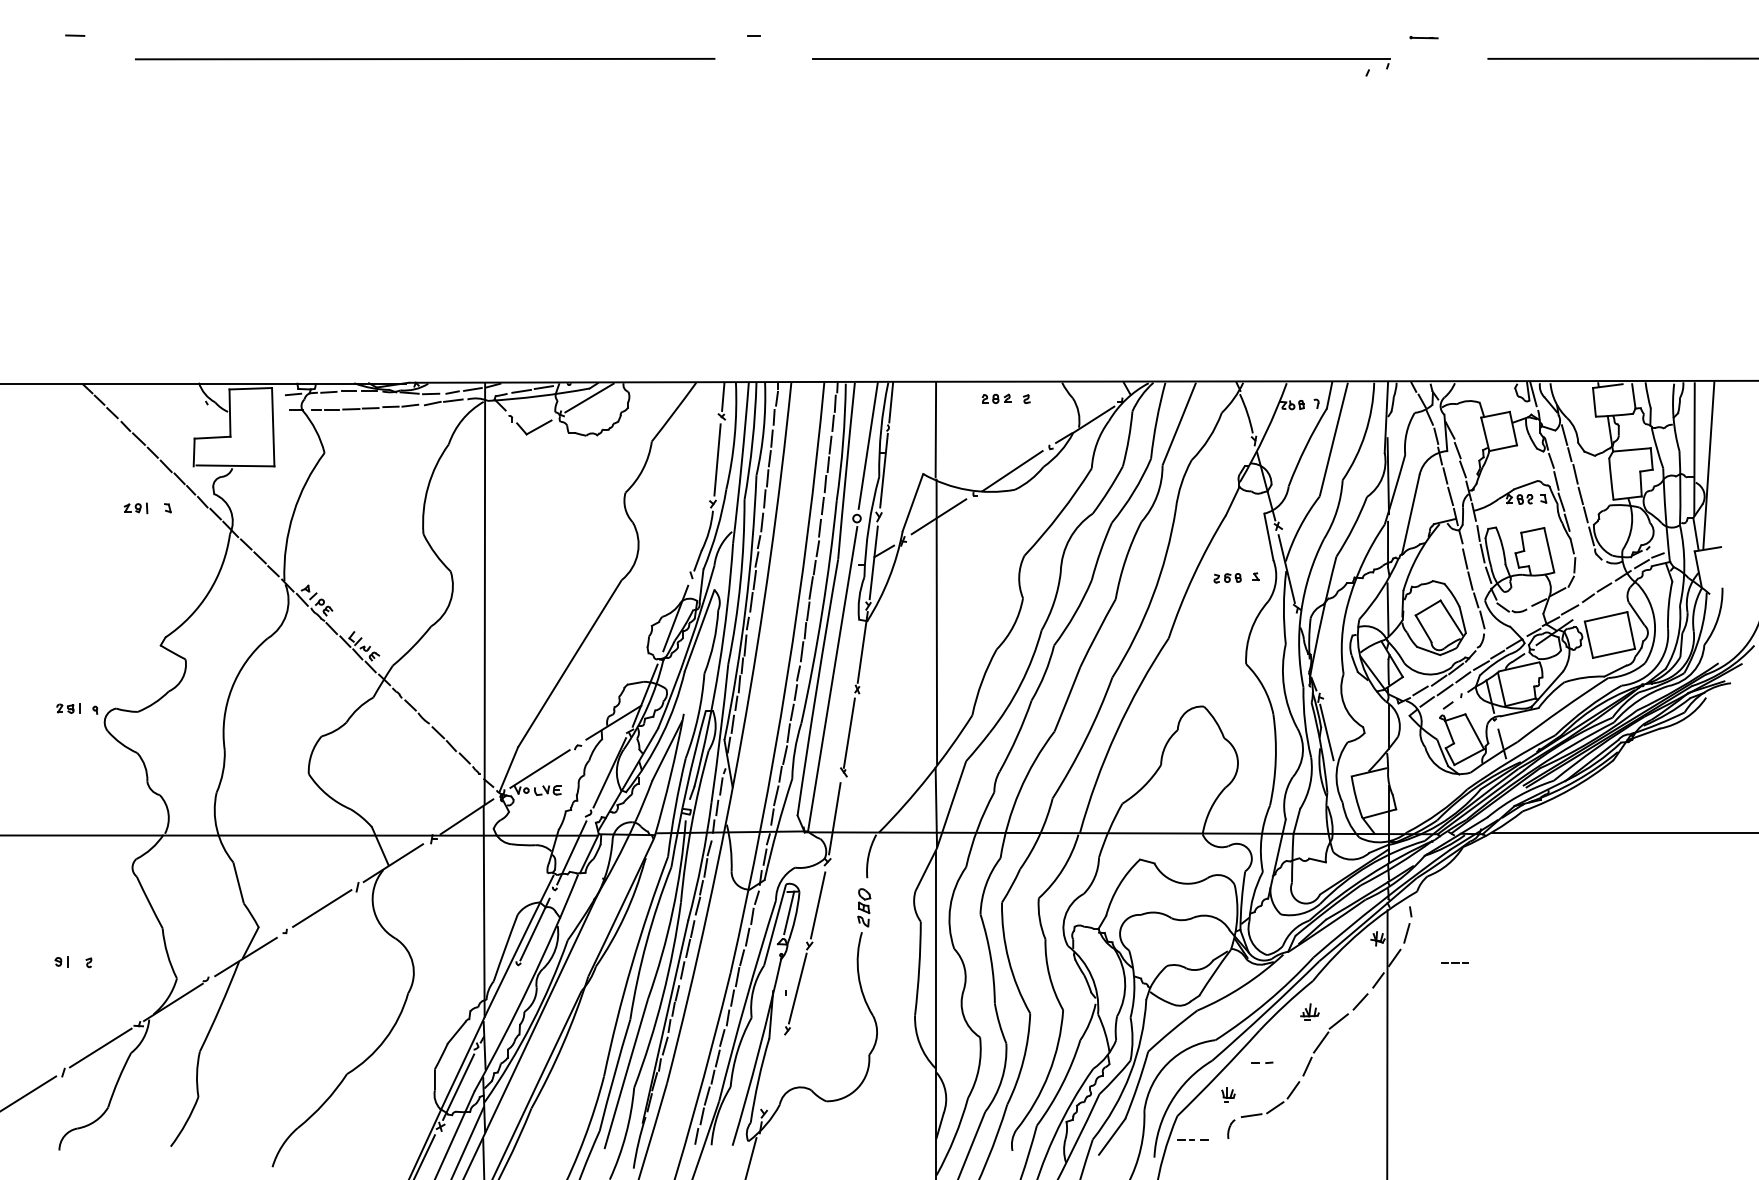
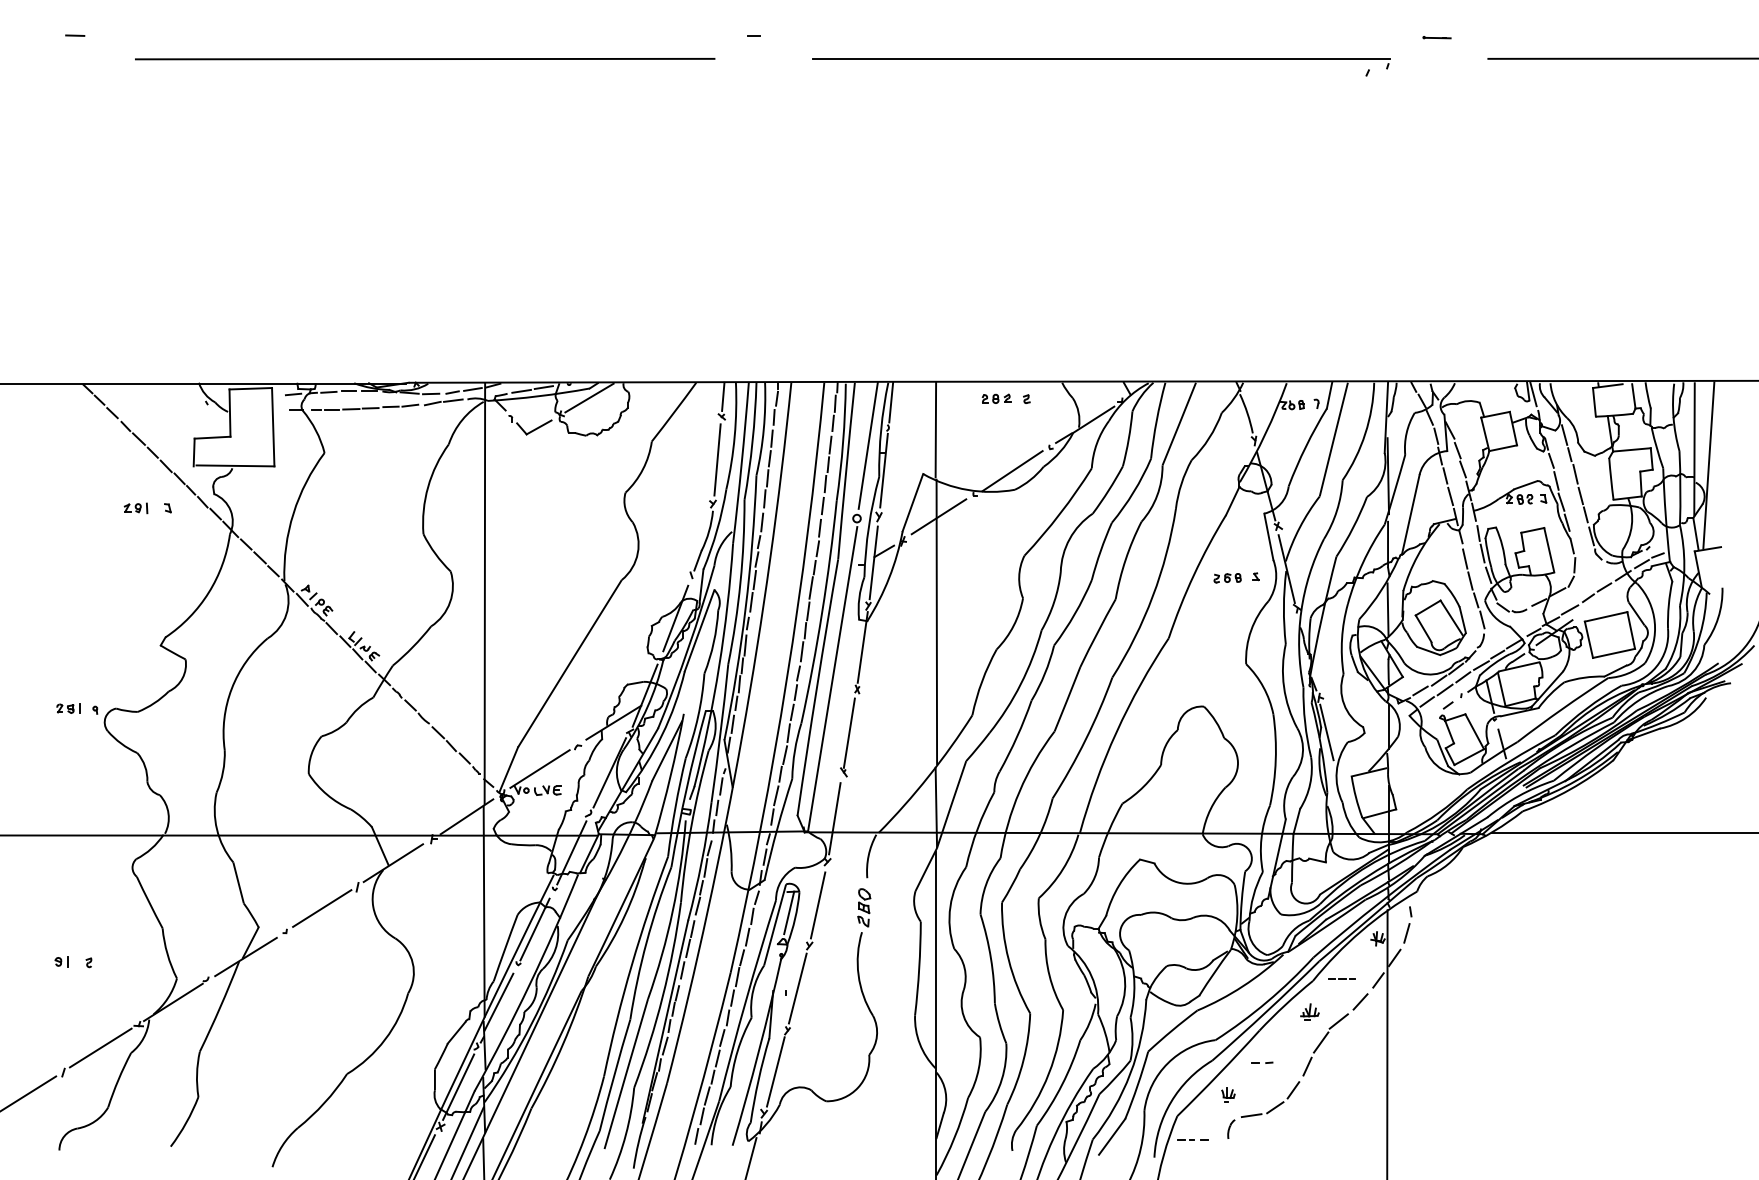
line position: (1423, 37) -> (1436, 37) (1436, 37)
line position: (1454, 962) -> (1341, 978) (1341, 978)
line: none -> present (498, 1001)
line: none -> present (775, 1071)
